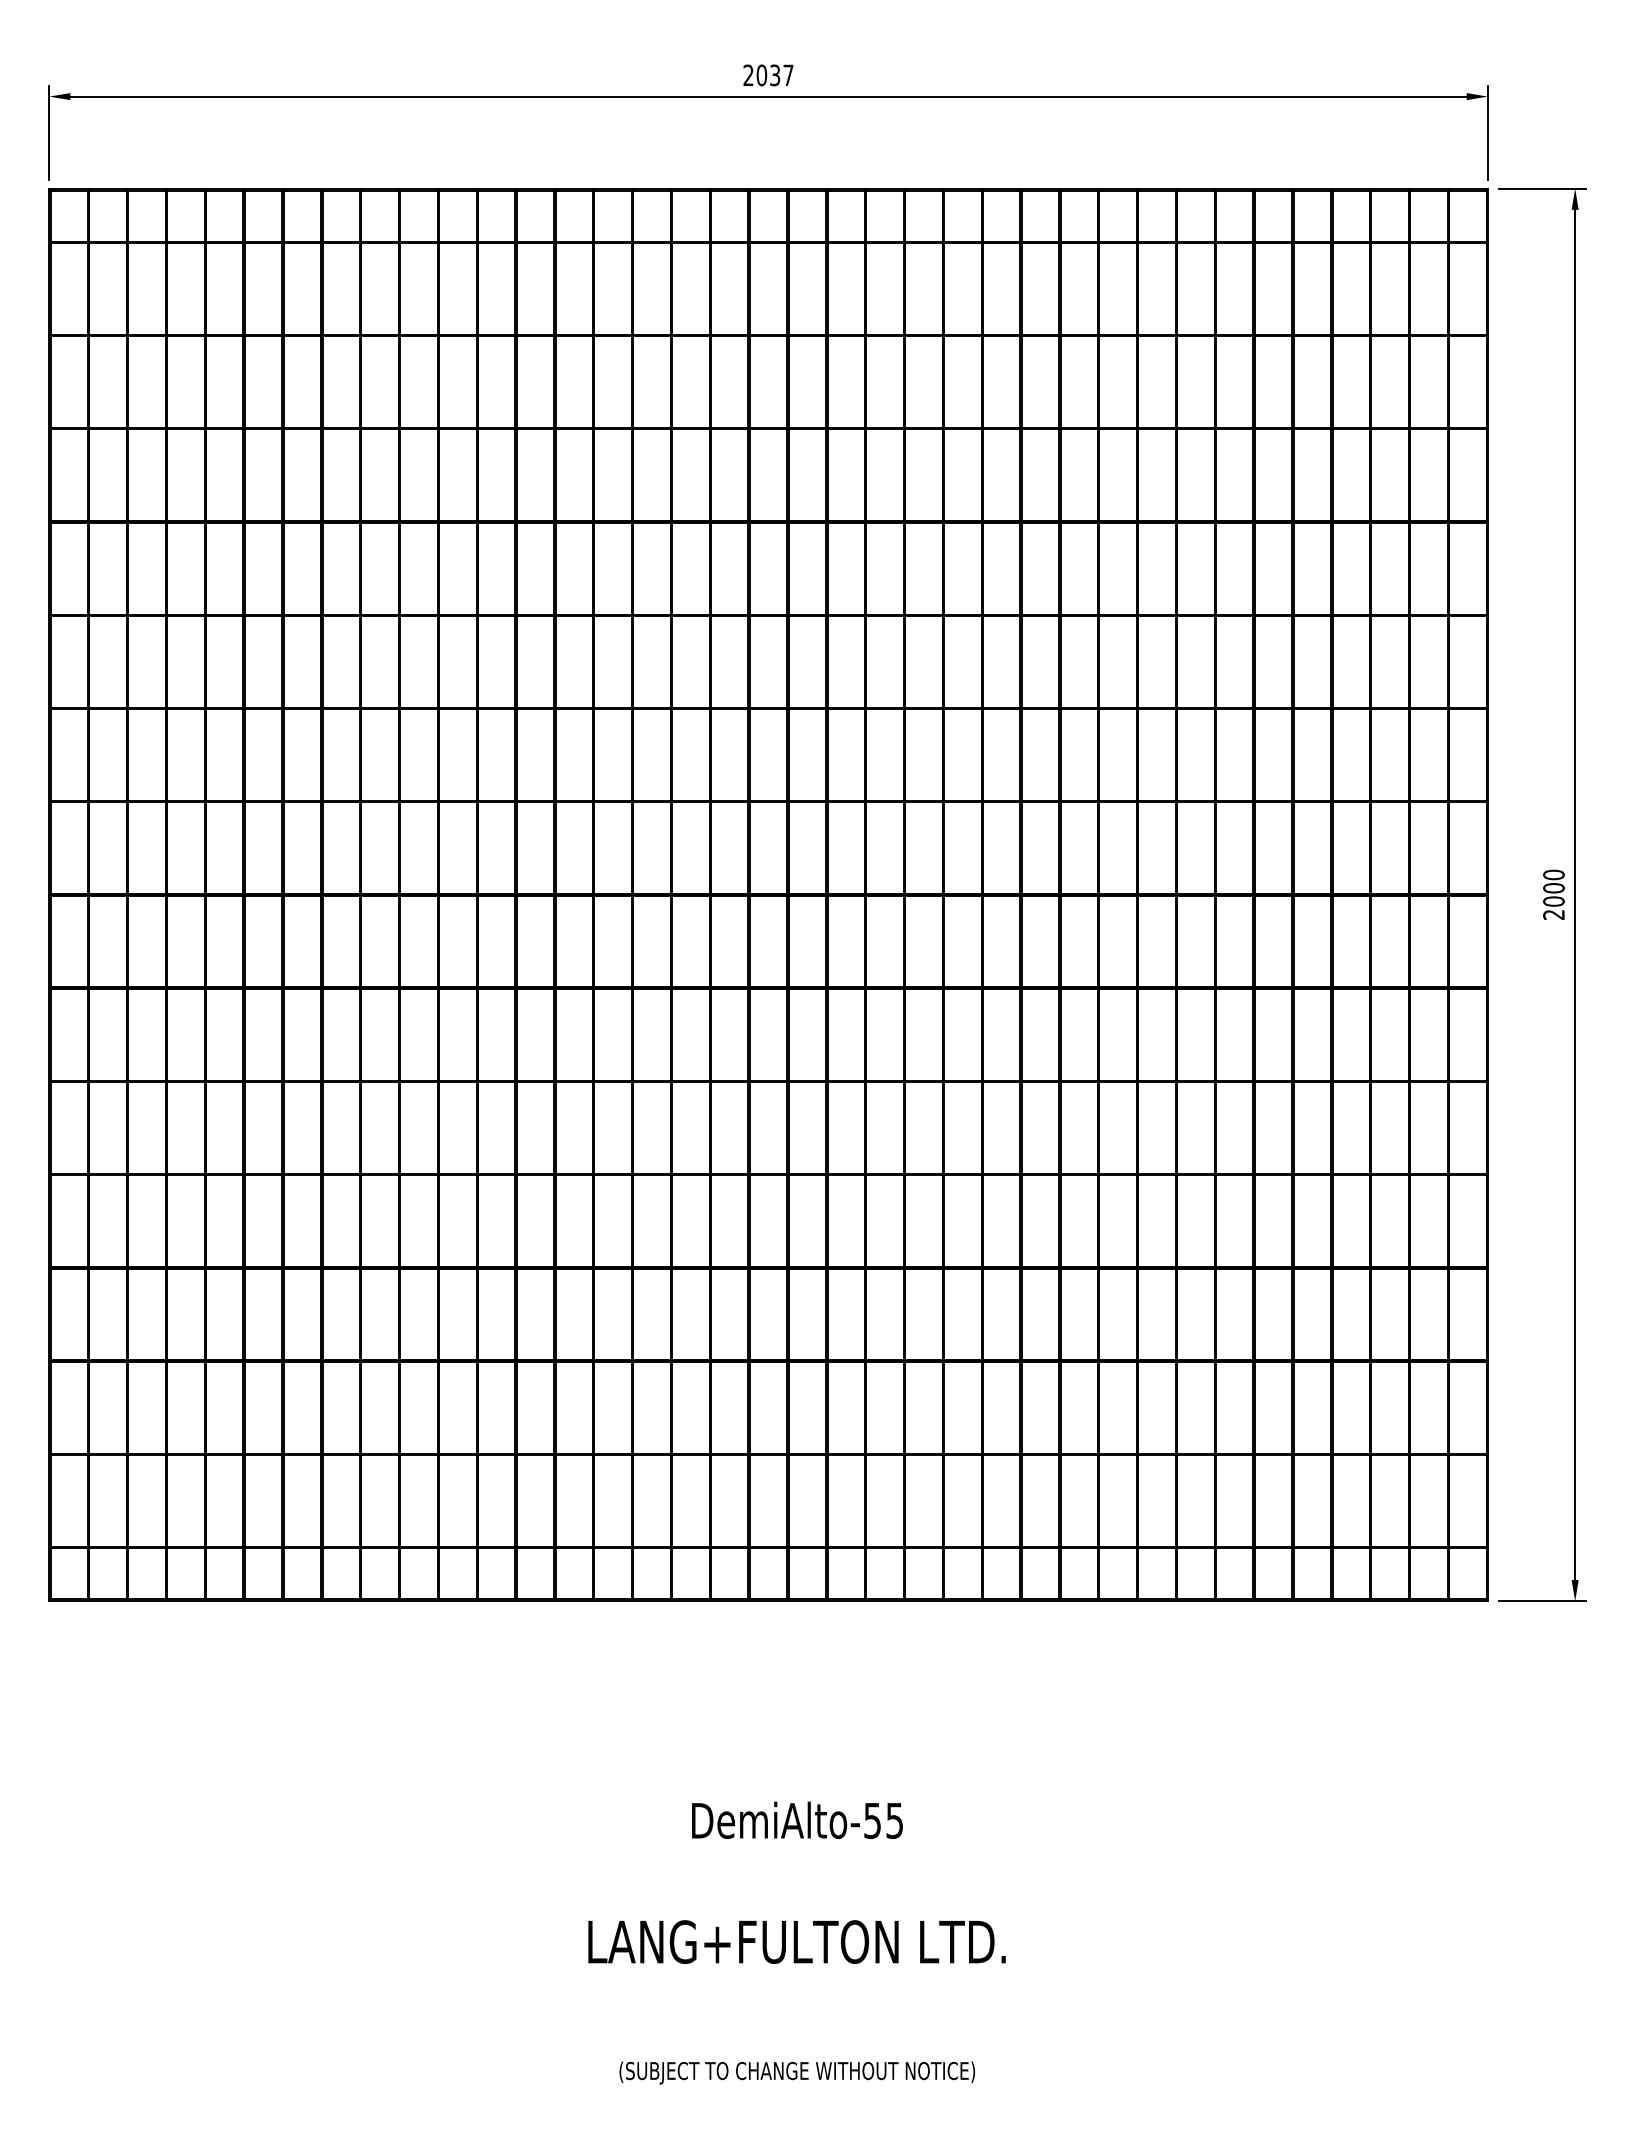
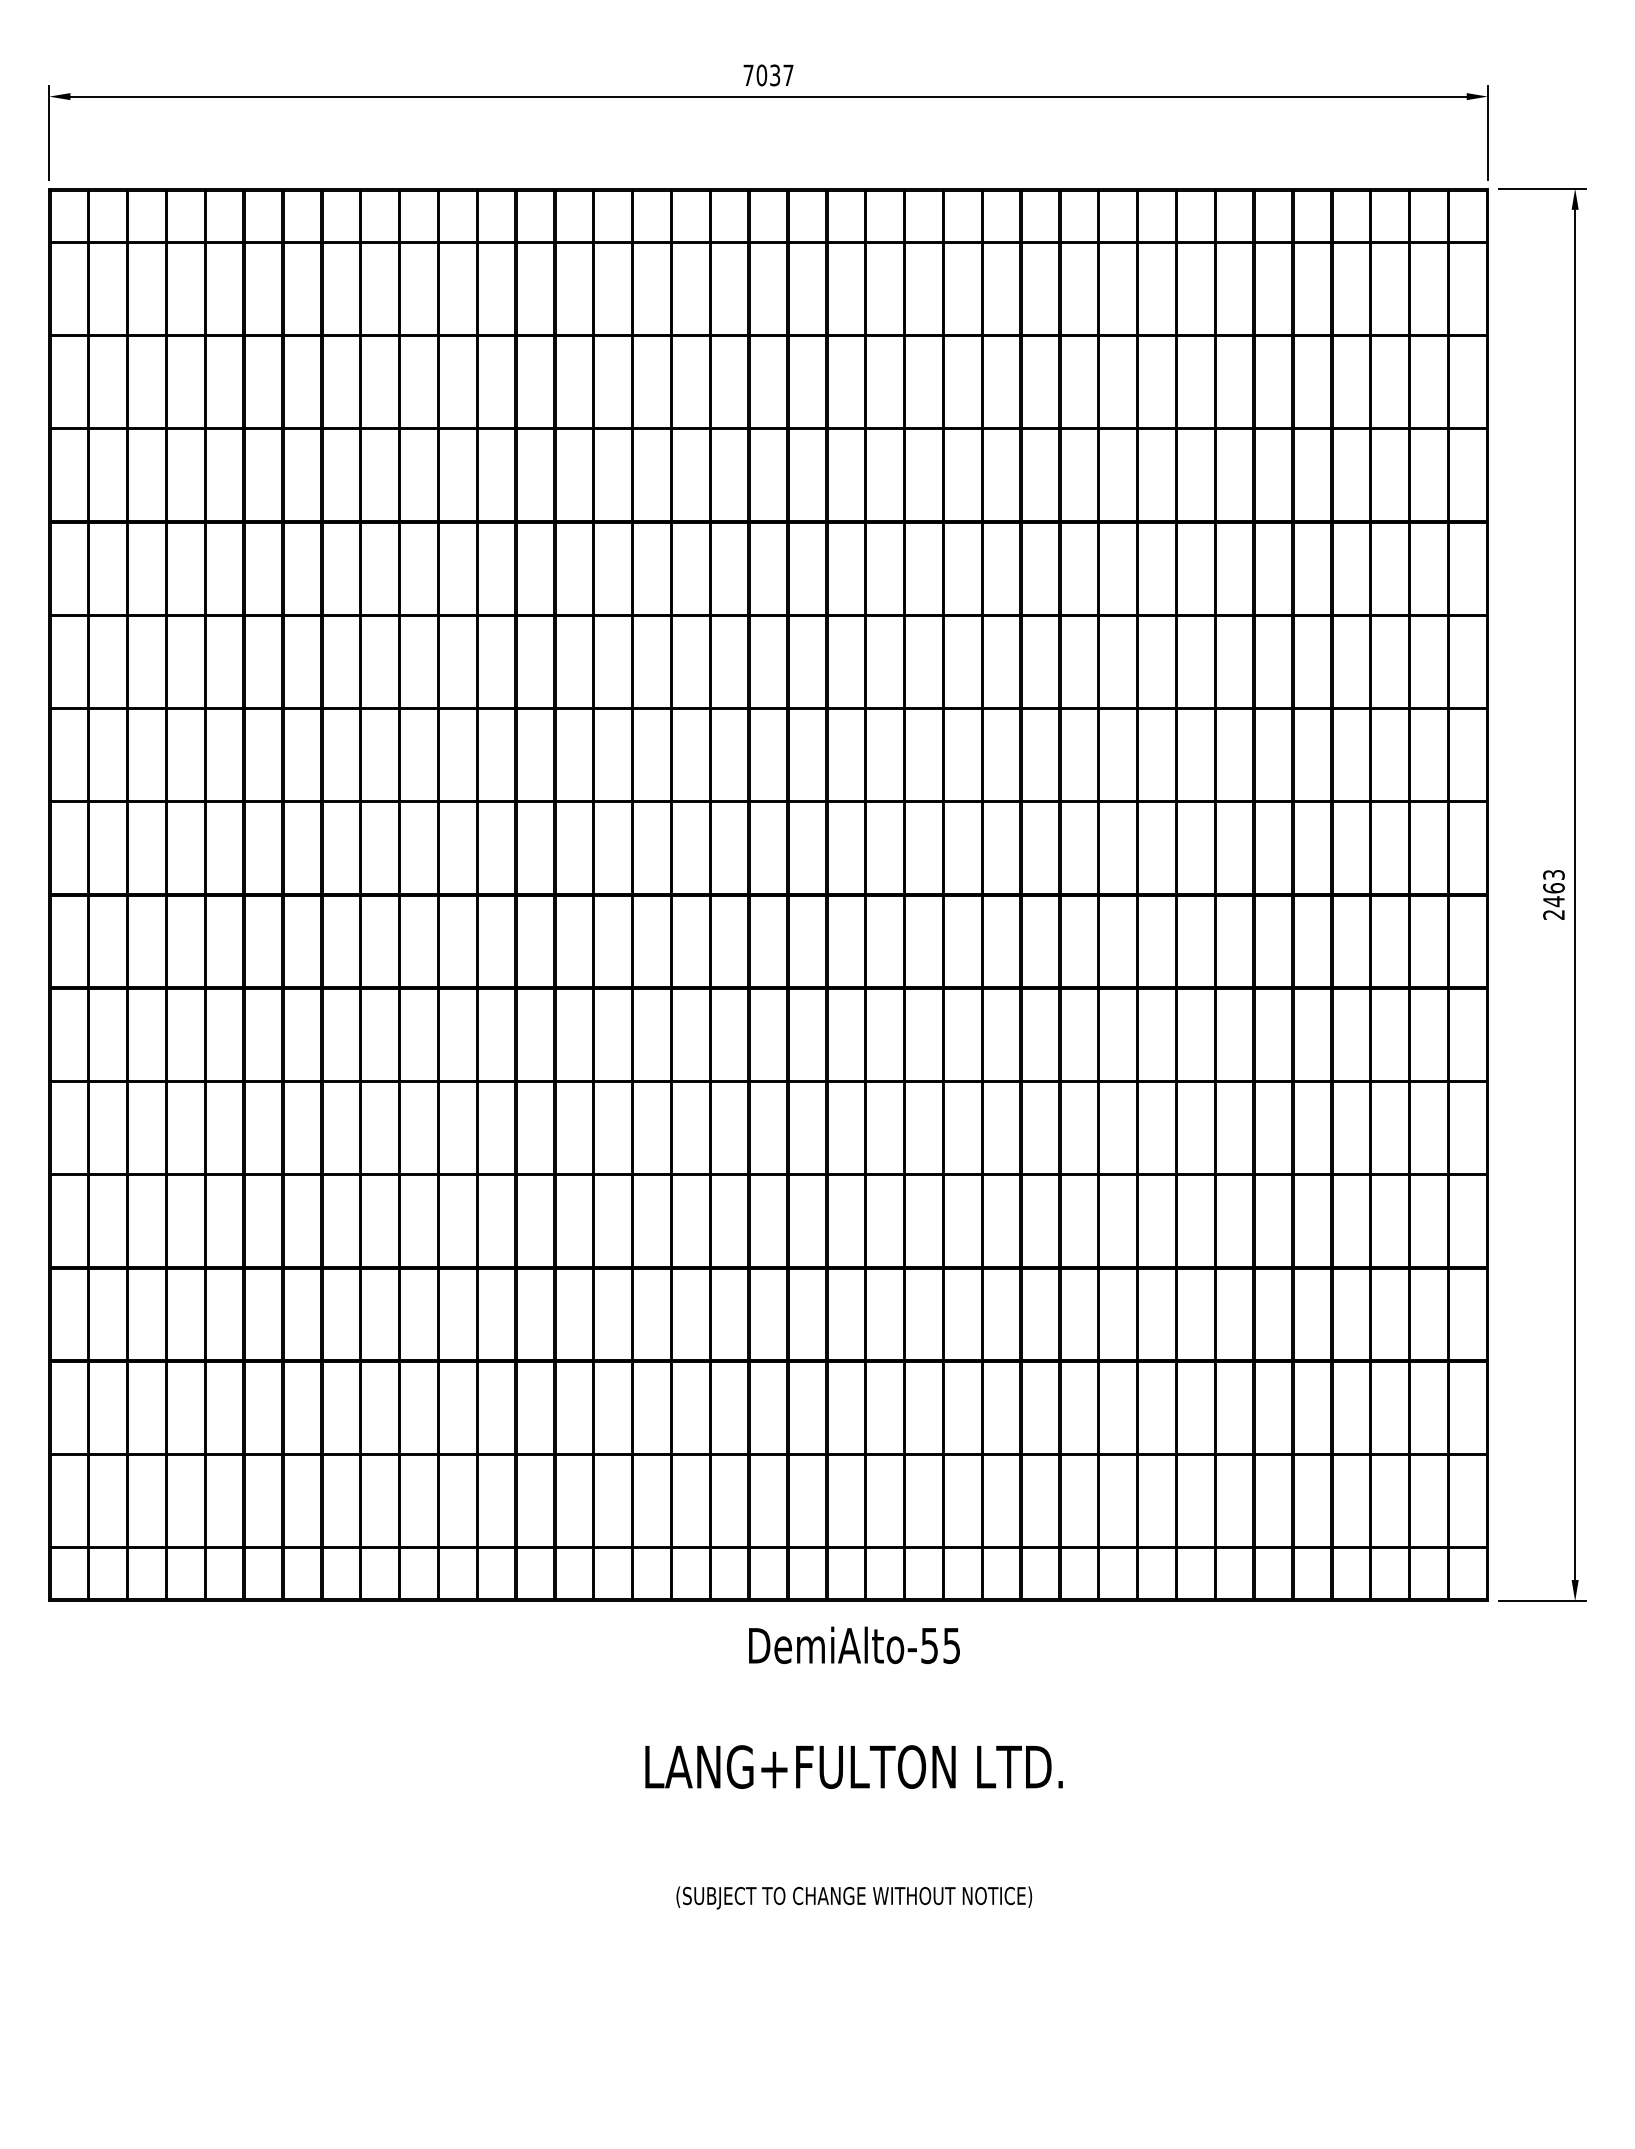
text: 2037 -> 7037 (748, 74)
text: 2000 -> 2463 (1553, 888)
text position: (796, 1942) -> (853, 1767) (853, 1767)
